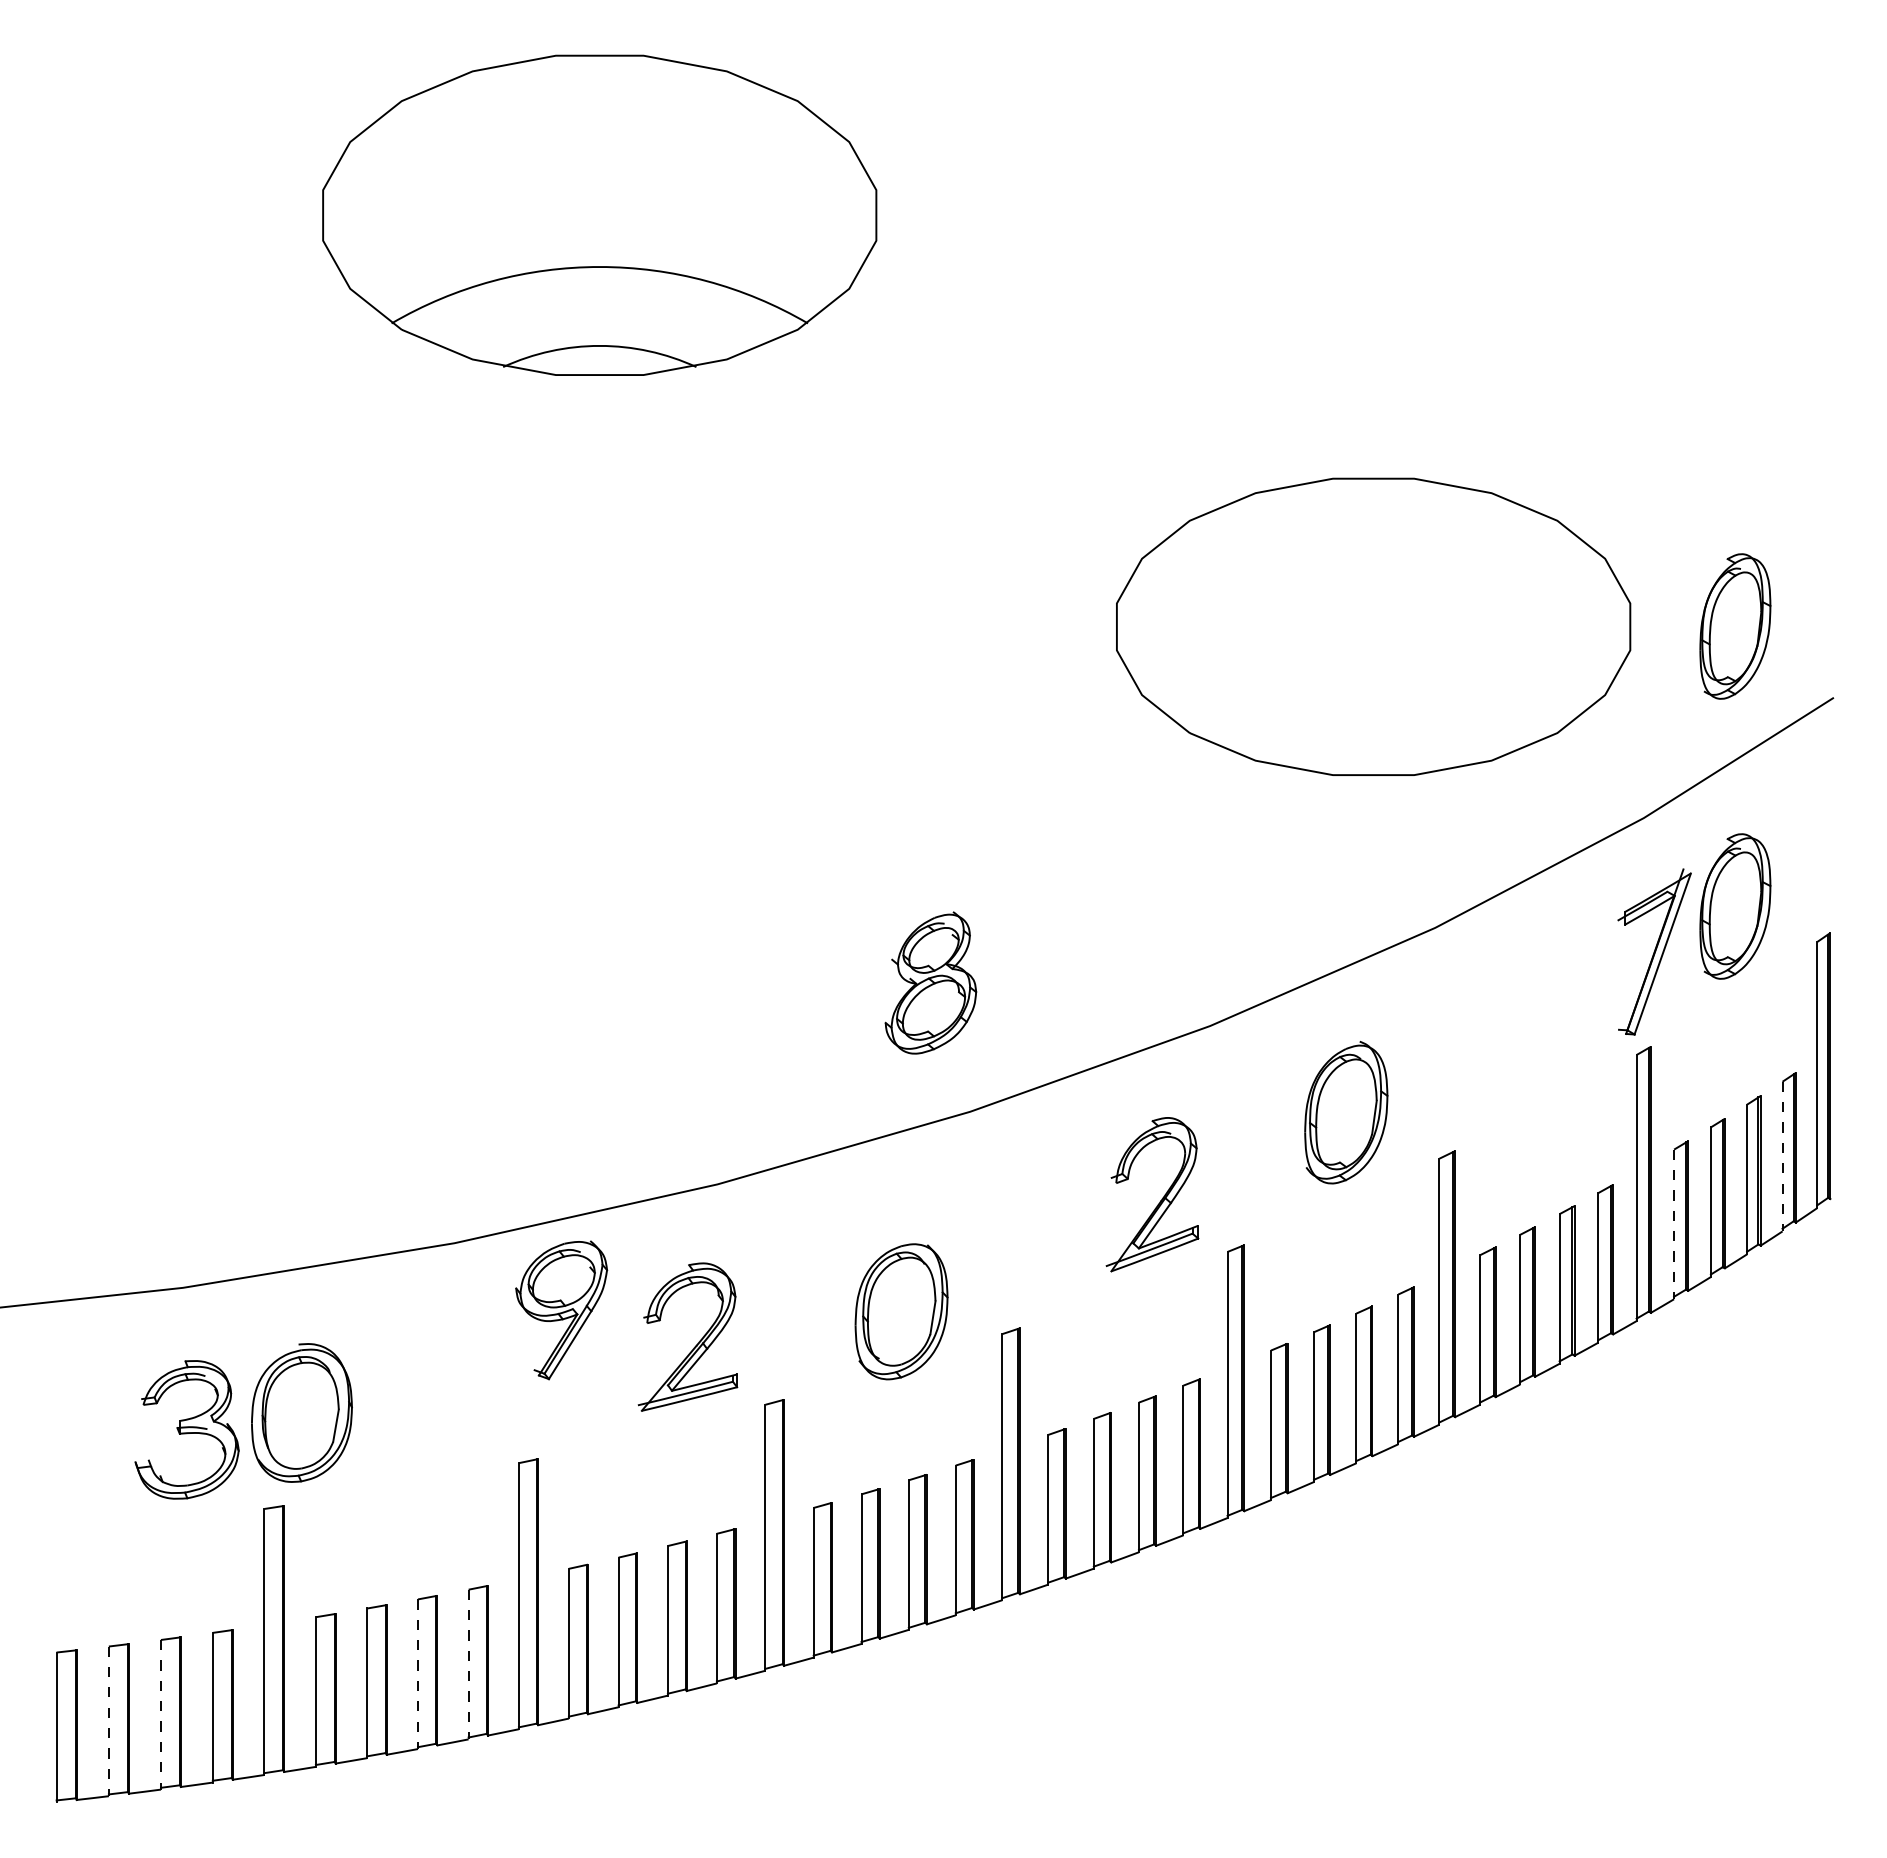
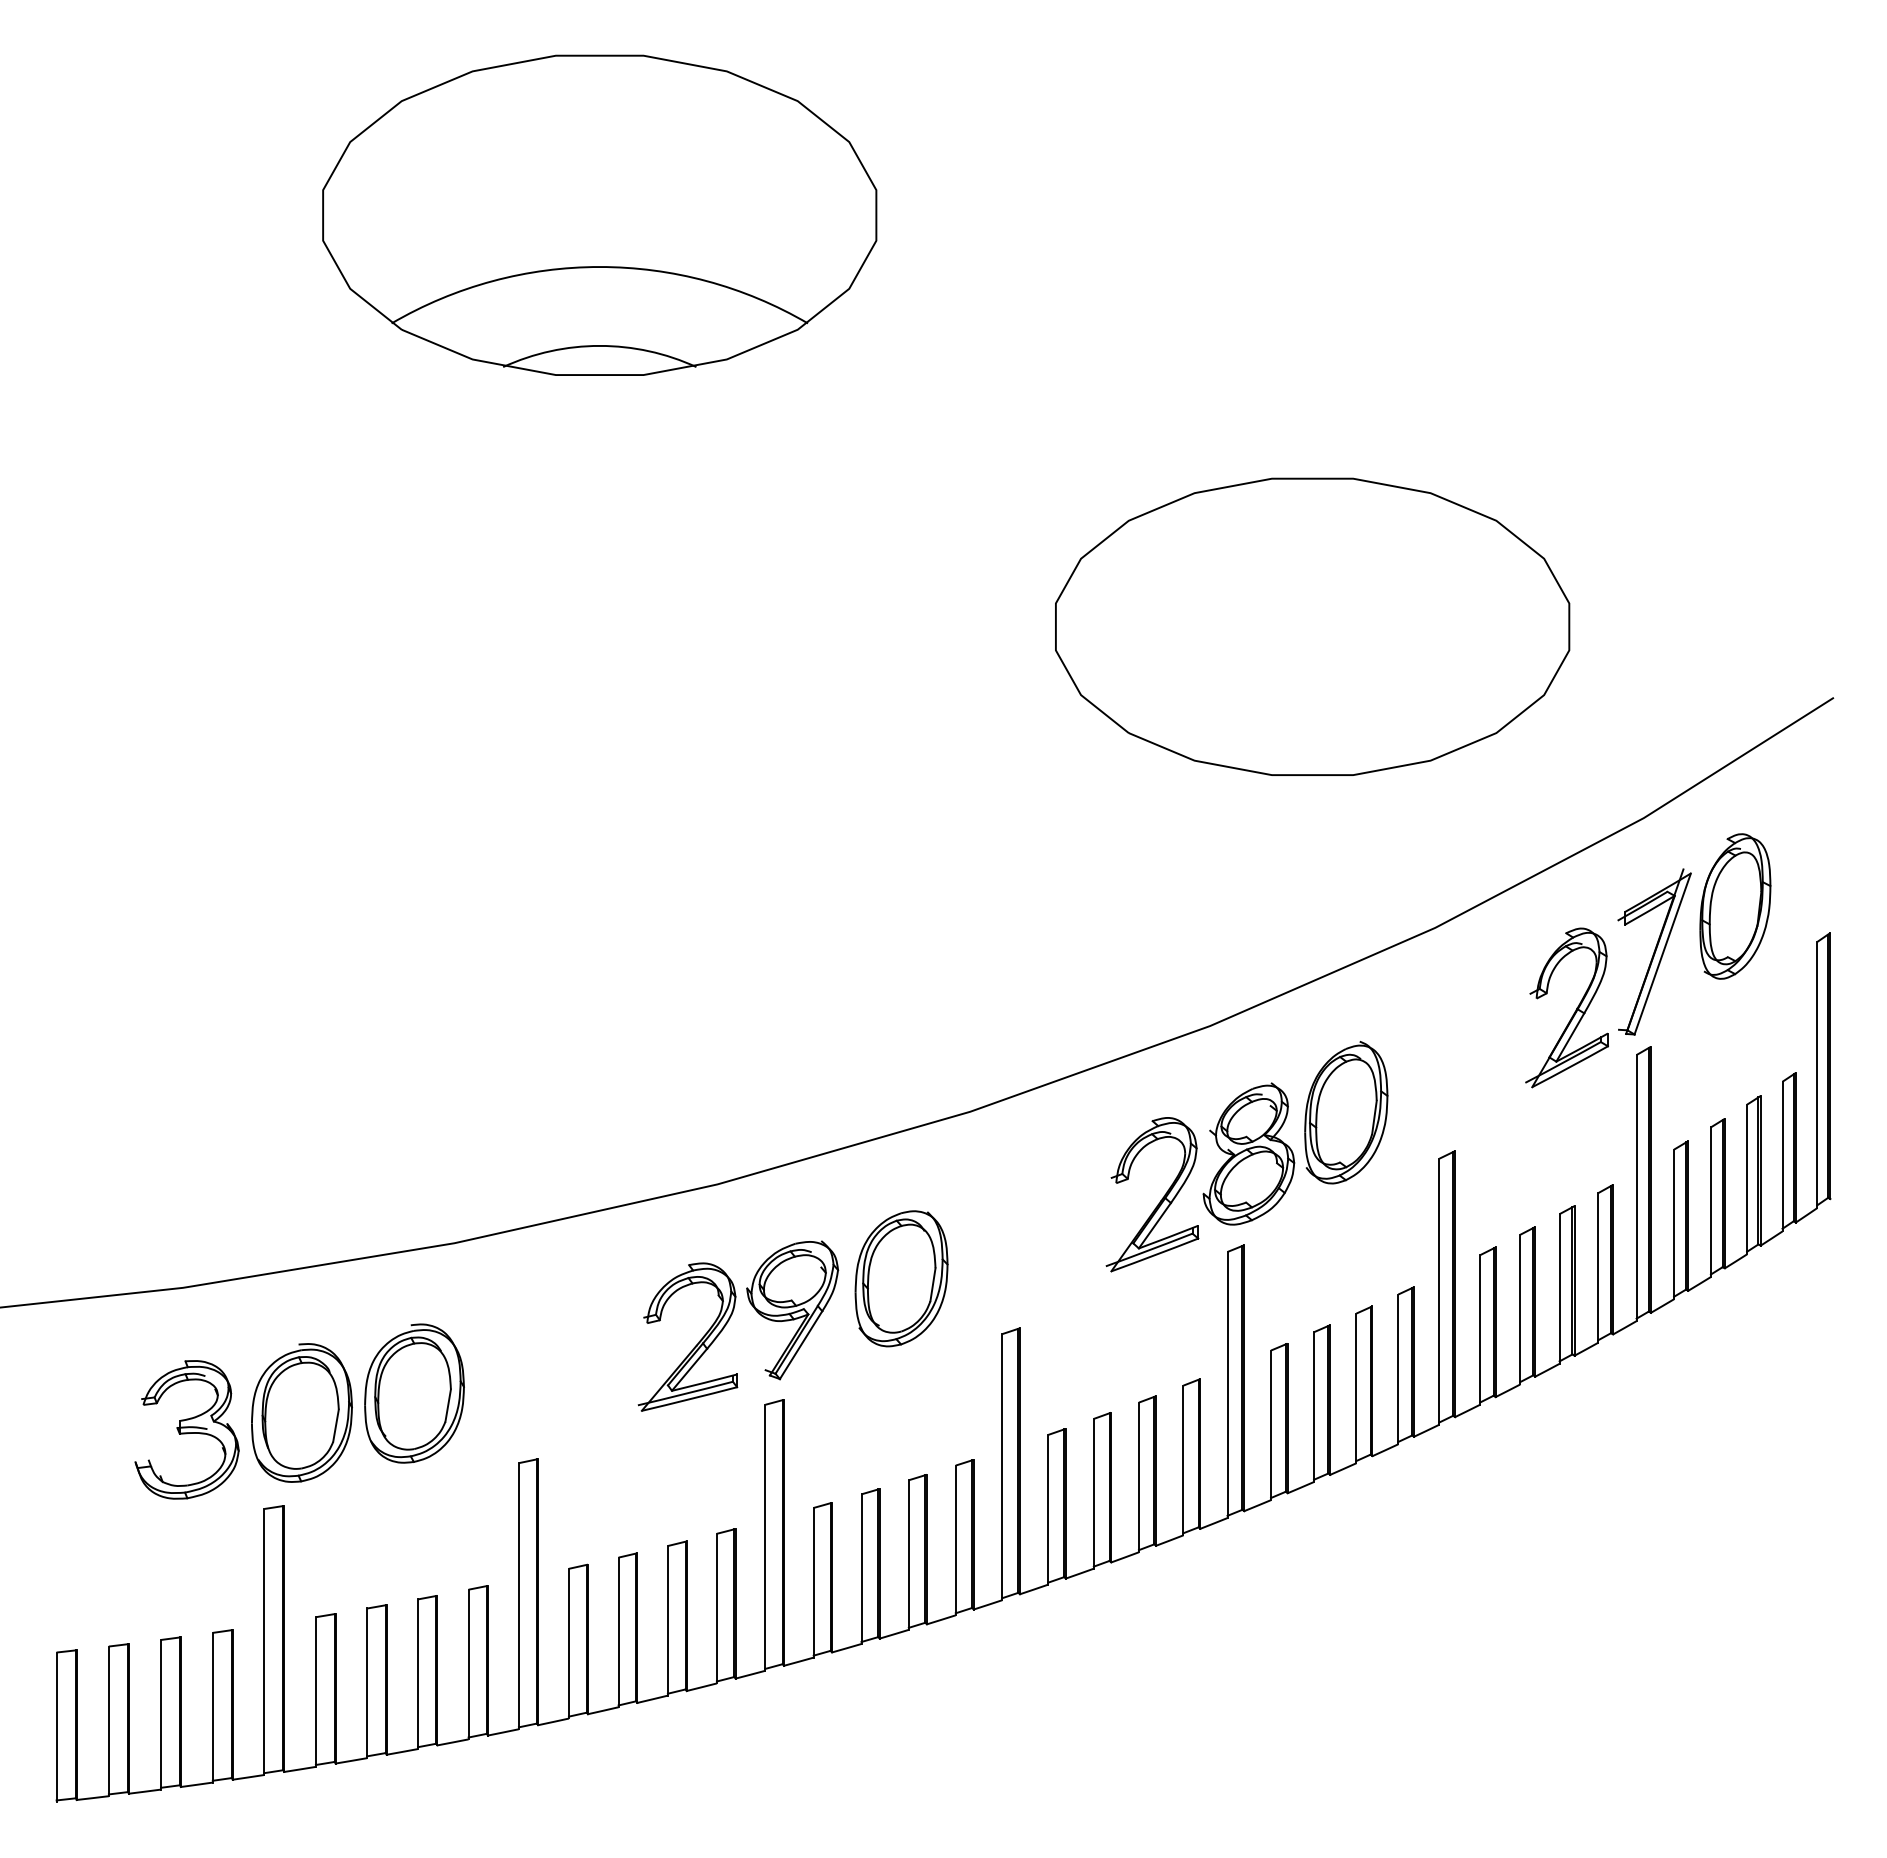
part position: (1373, 626) -> (1312, 626) (1312, 626)
part: present -> none (1735, 626)
part position: (930, 982) -> (1248, 1153) (1248, 1153)
part: none -> present (1574, 1011)
line: dashed -> solid (1782, 1156)
line: dashed -> solid (1674, 1224)
part position: (561, 1310) -> (792, 1310) (792, 1310)
part position: (901, 1311) -> (901, 1278) (901, 1278)
part: none -> present (414, 1393)
line: dashed -> solid (468, 1664)
line: dashed -> solid (418, 1674)
line: dashed -> solid (161, 1714)
line: dashed -> solid (108, 1721)
